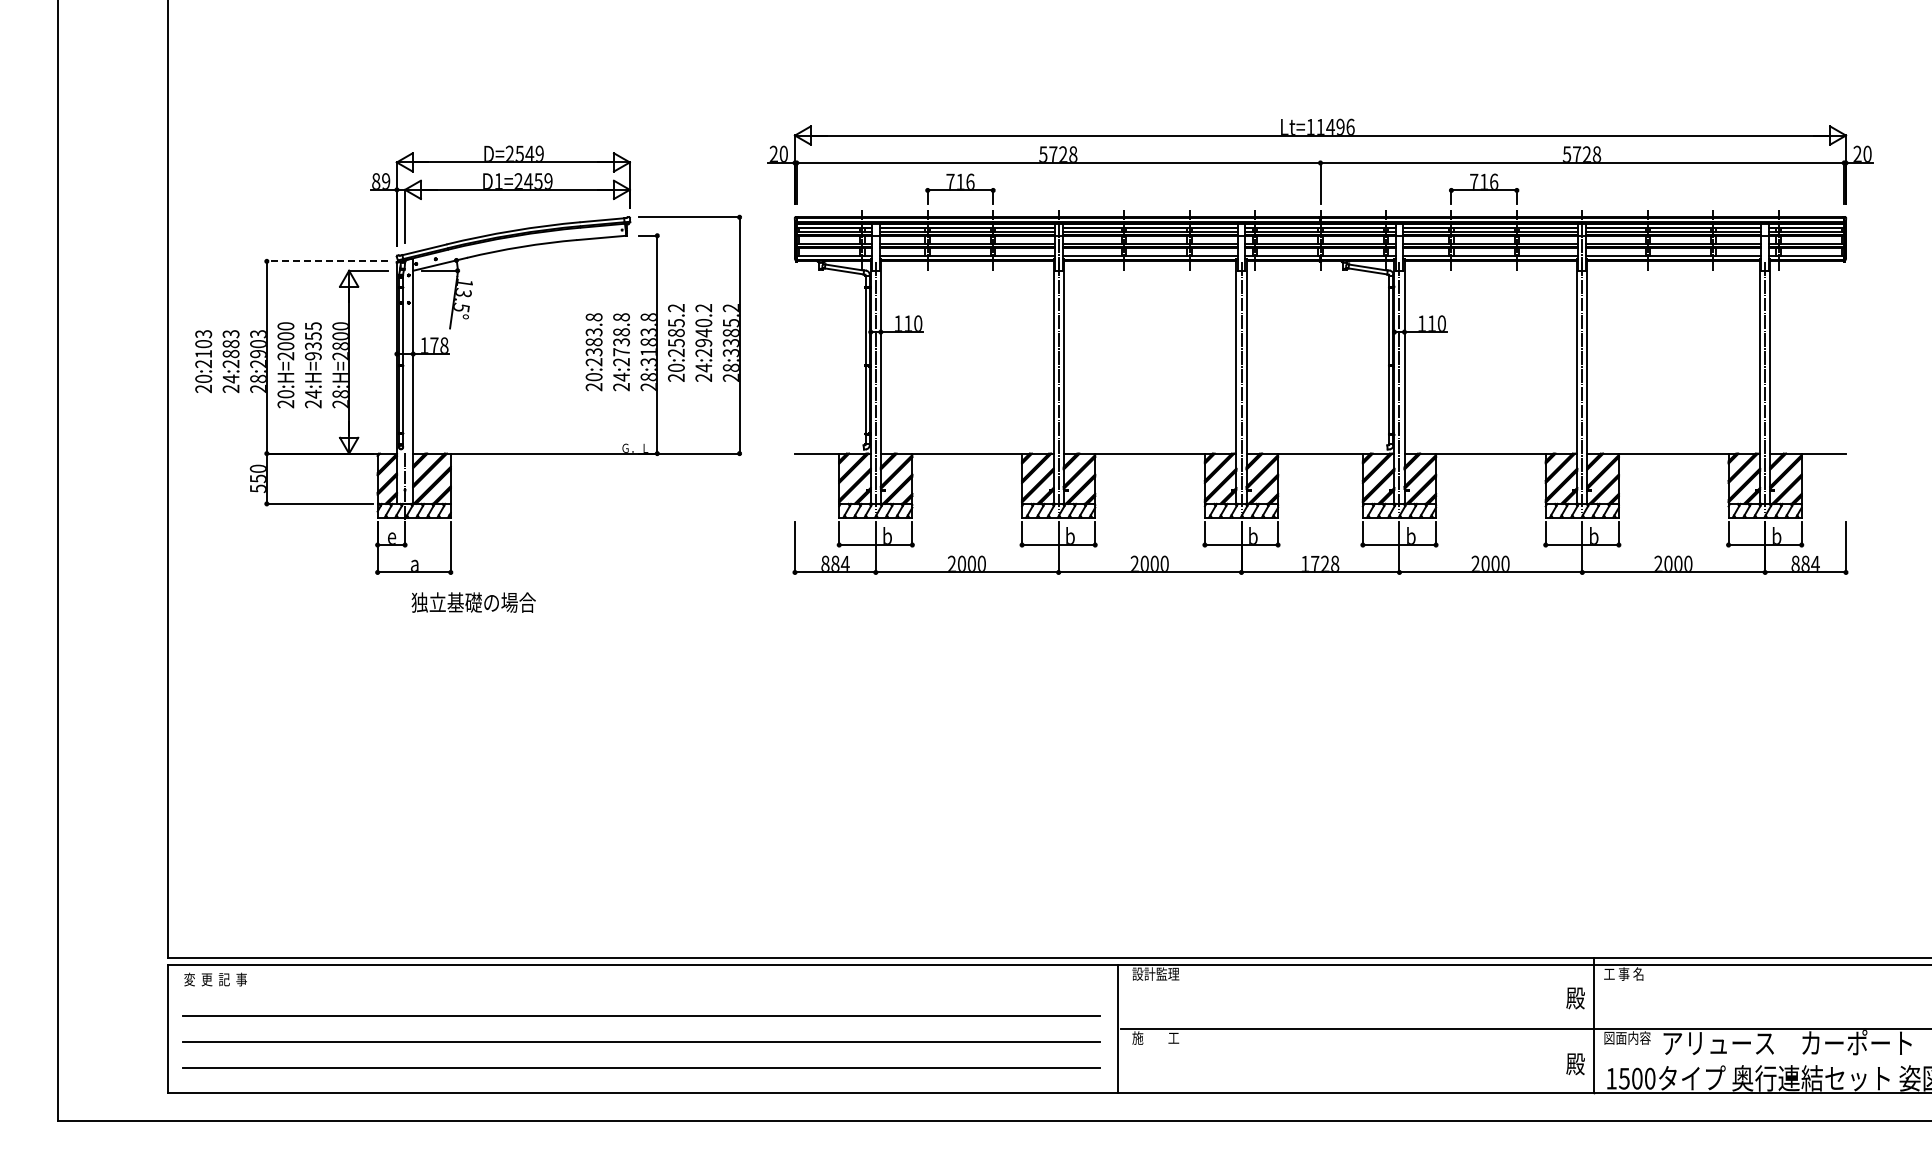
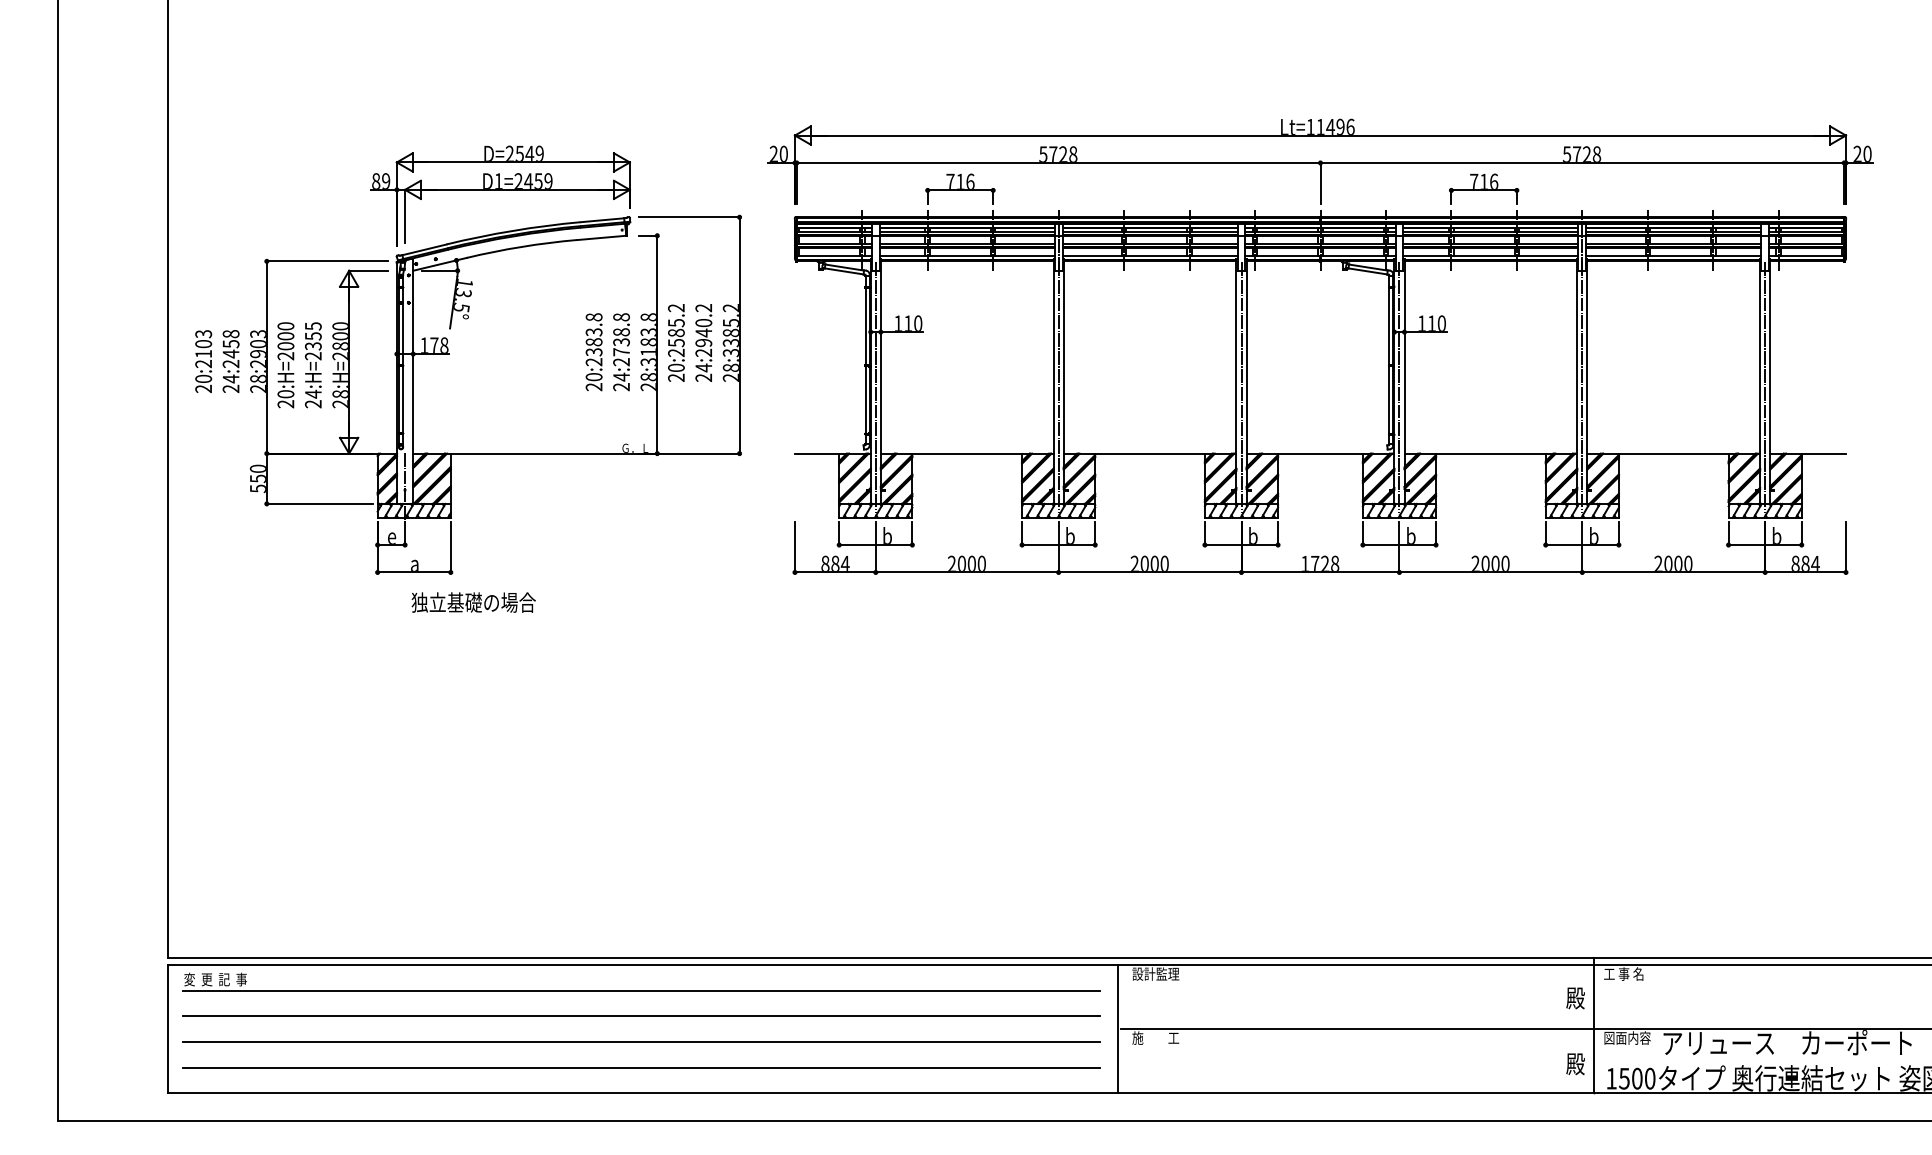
line: dashed -> solid (326, 261)
text: 24:2883 -> 24:2458 (230, 344)
text: 24:H=9355 -> 24:H=2355 (313, 356)
line: none -> present (641, 990)
